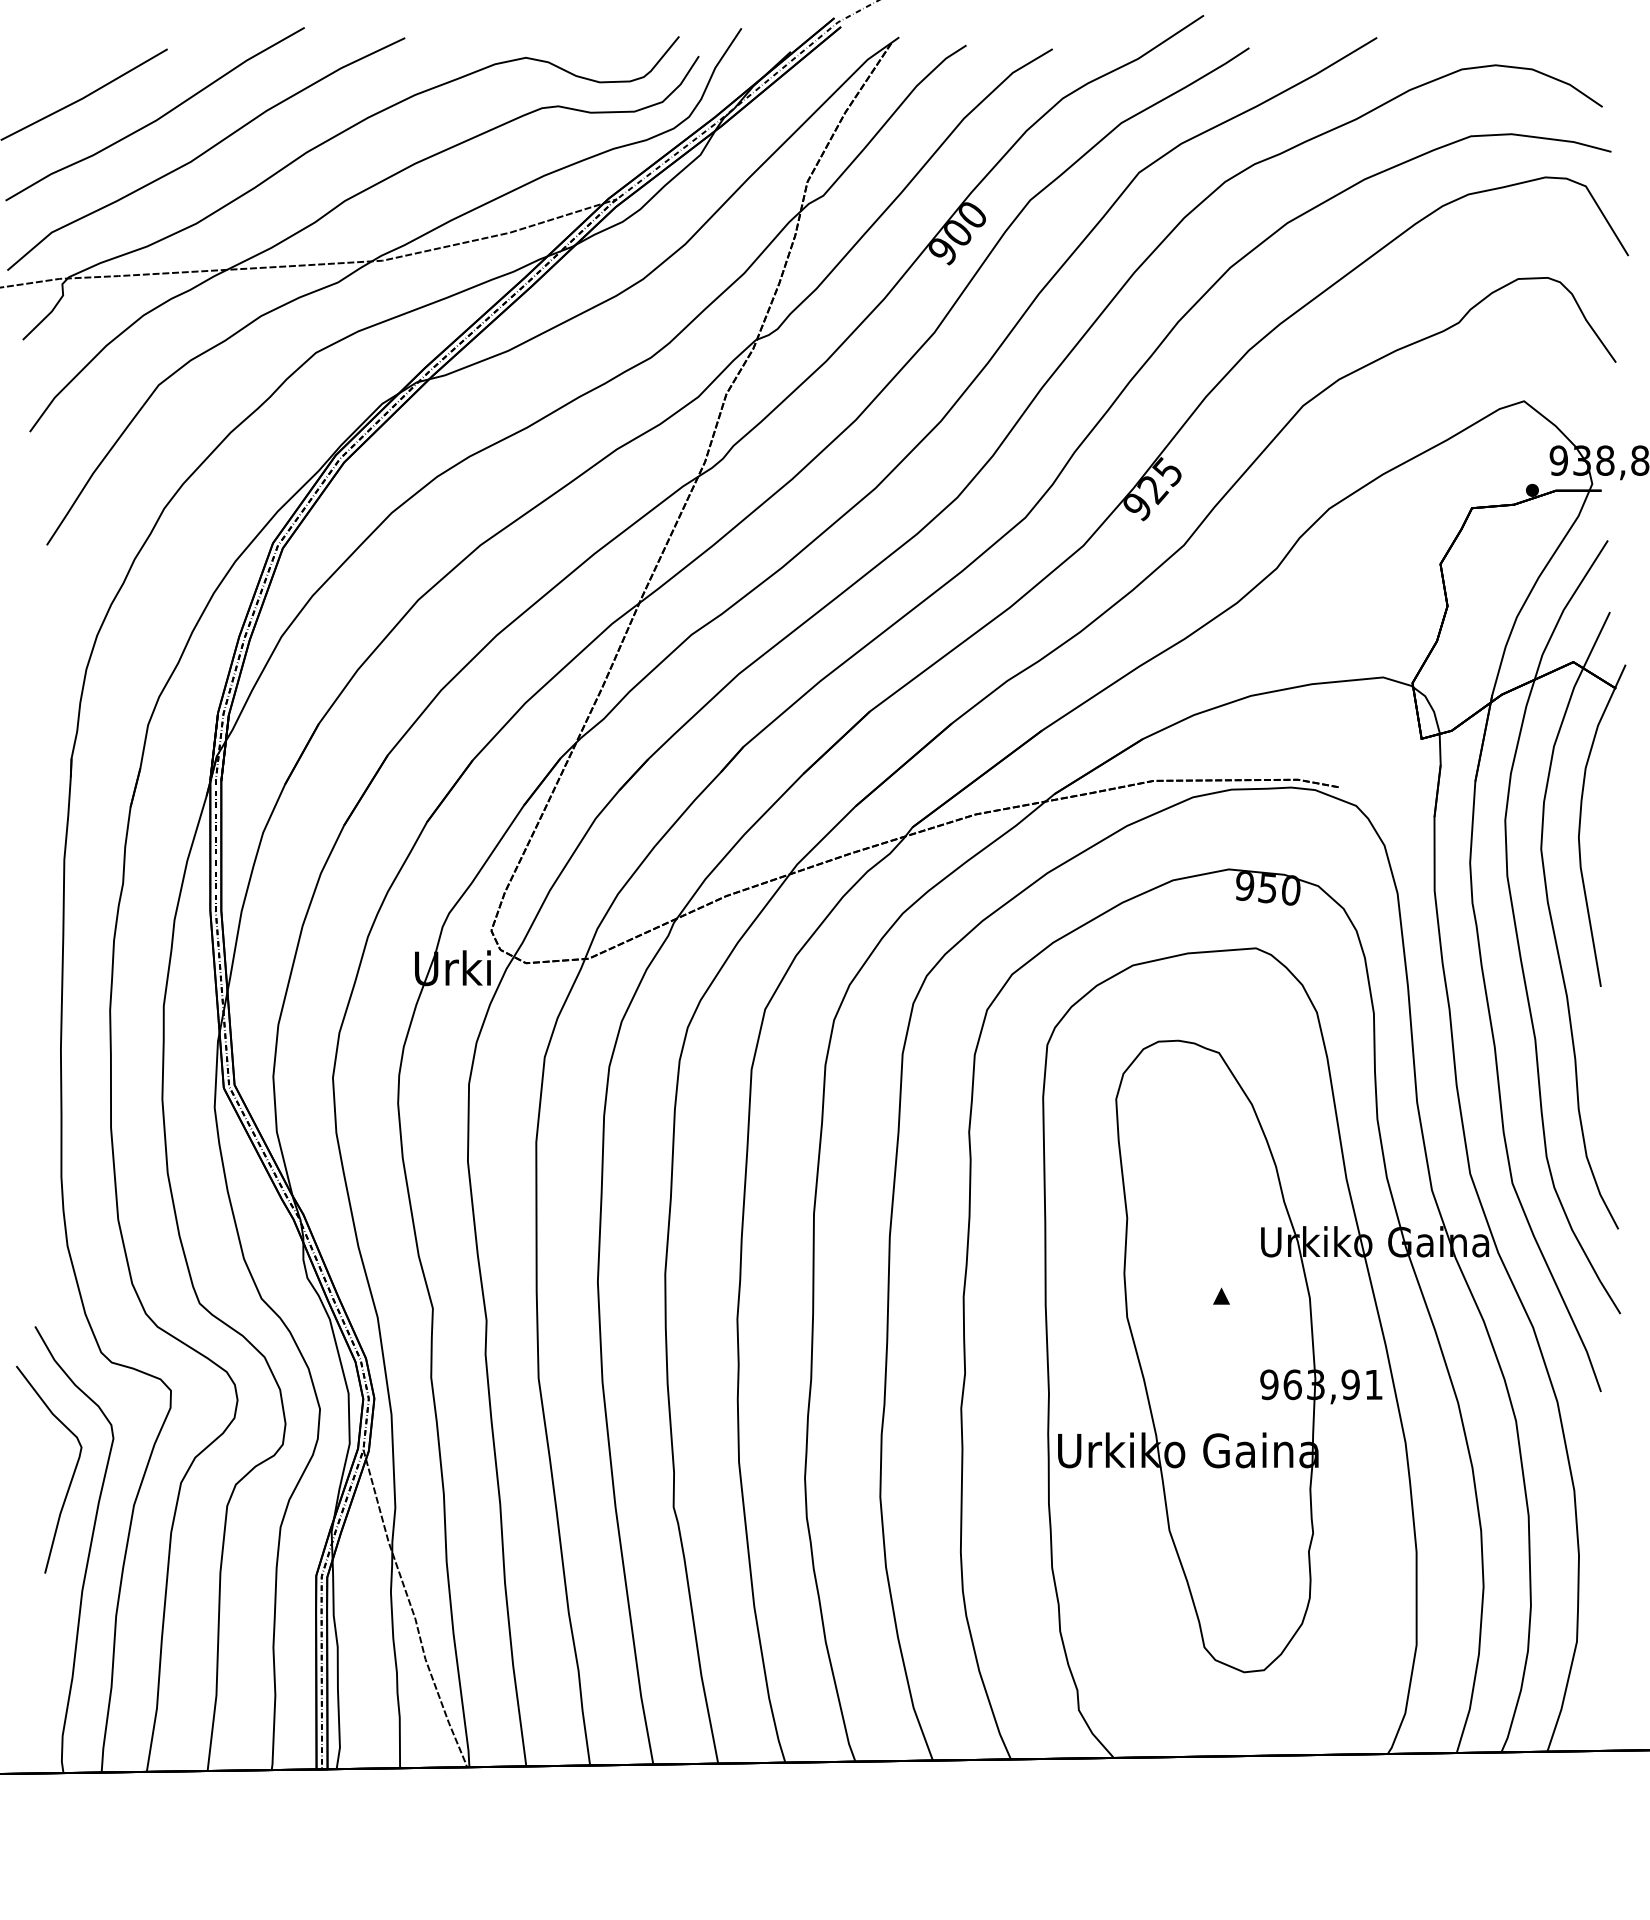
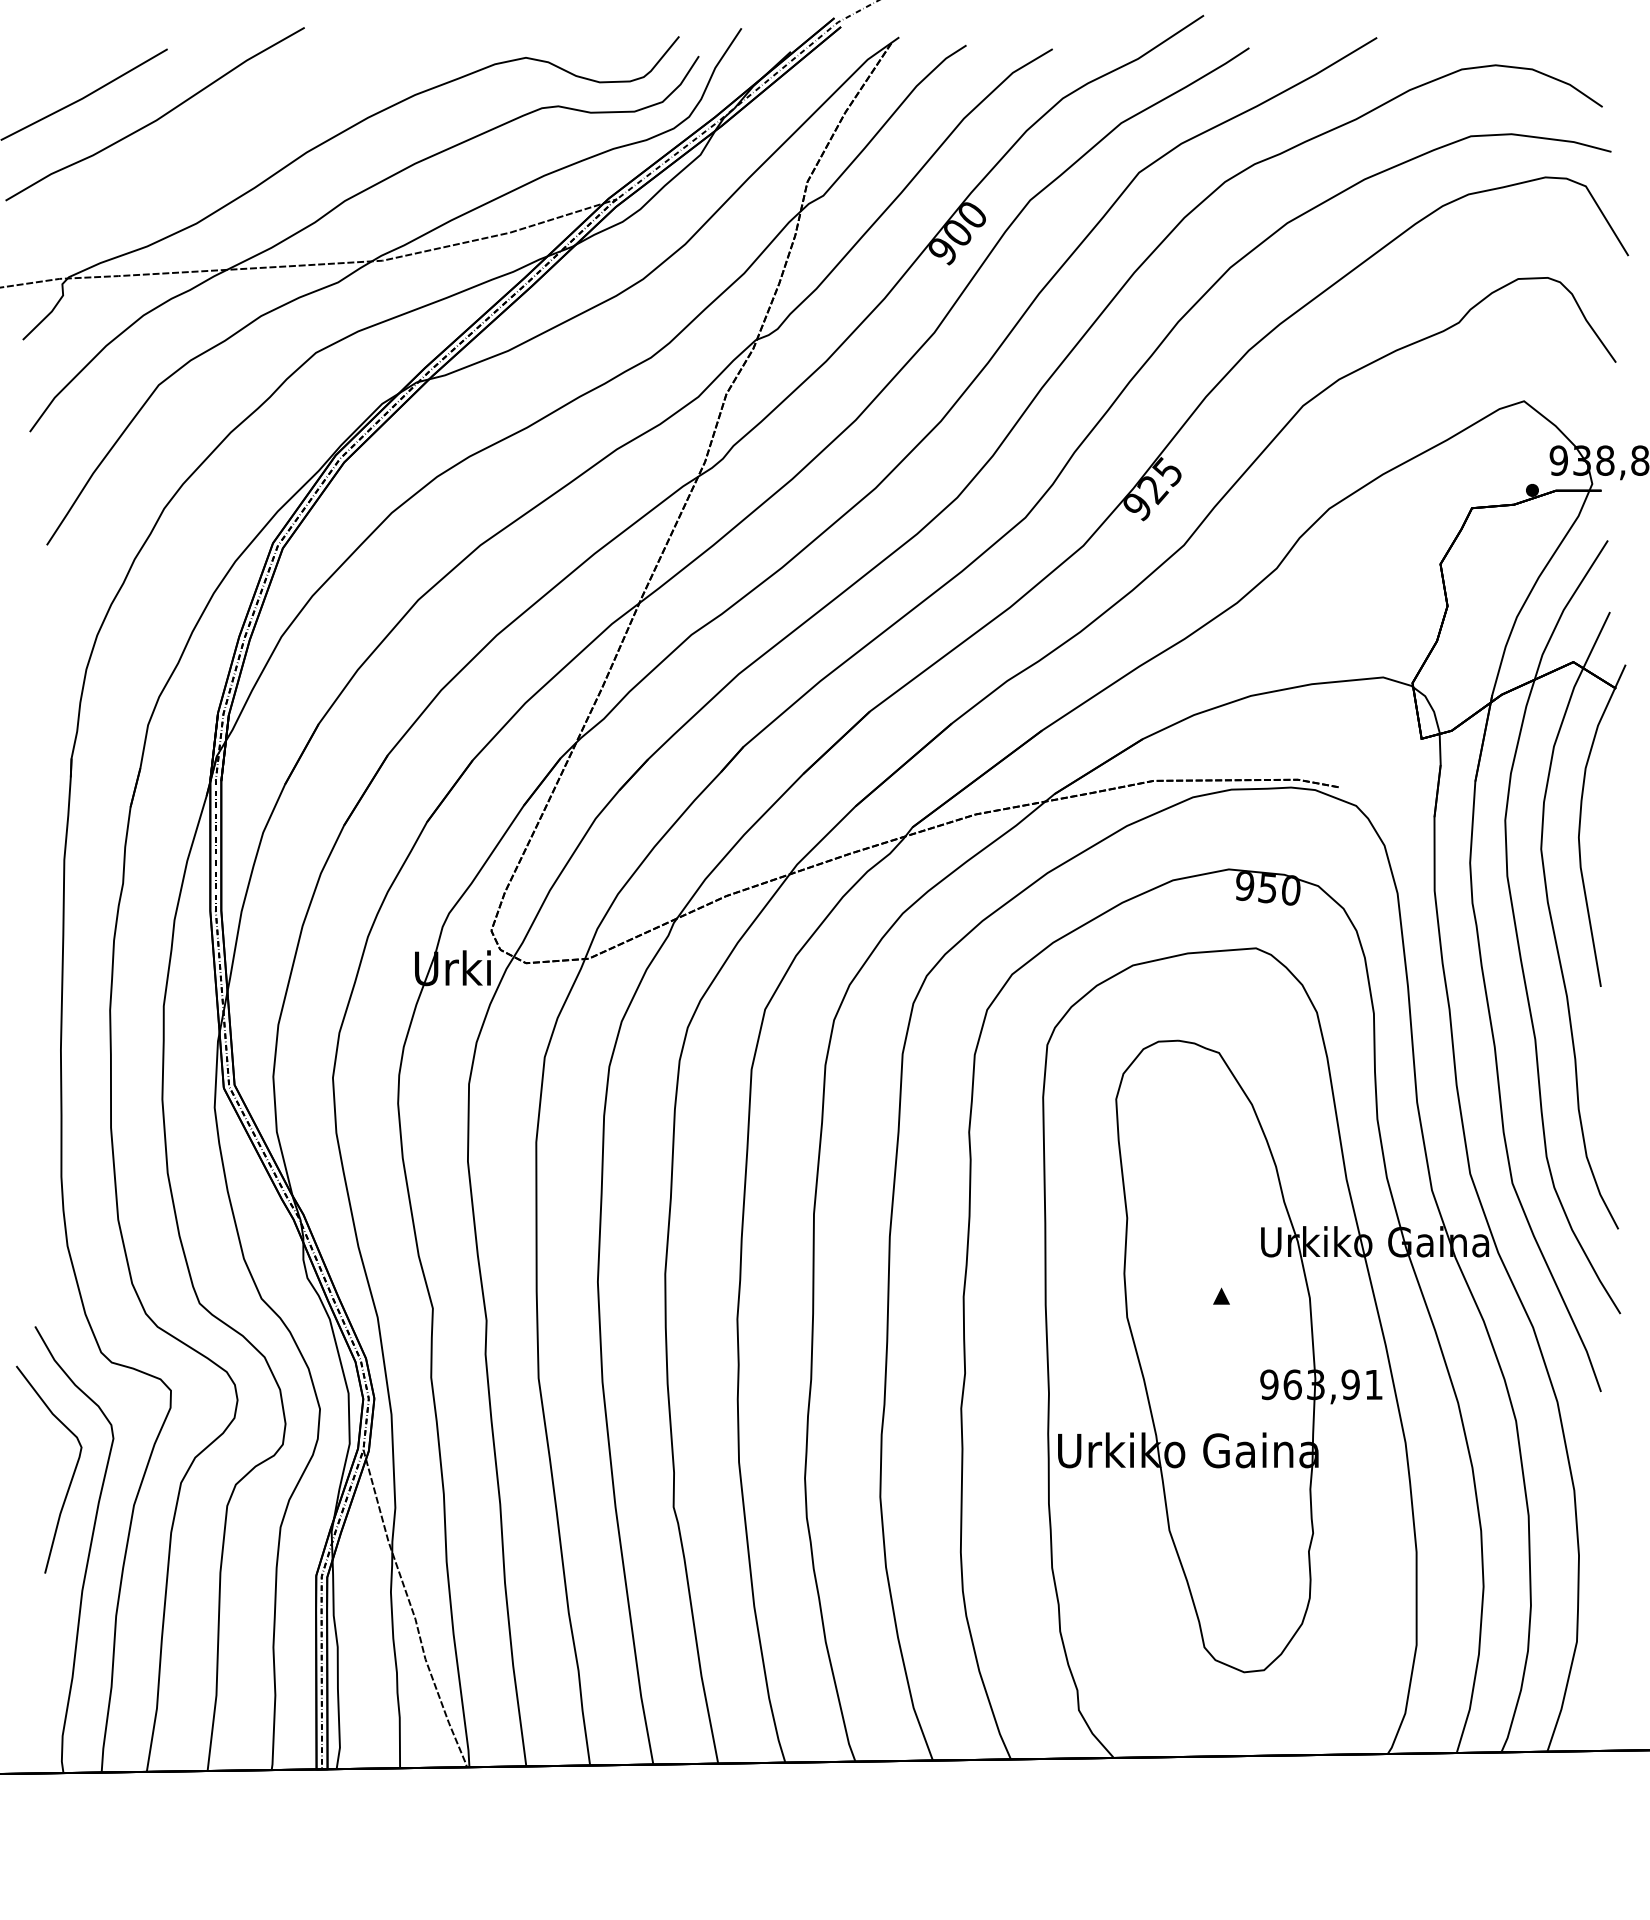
curve: present -> none (206, 152)
